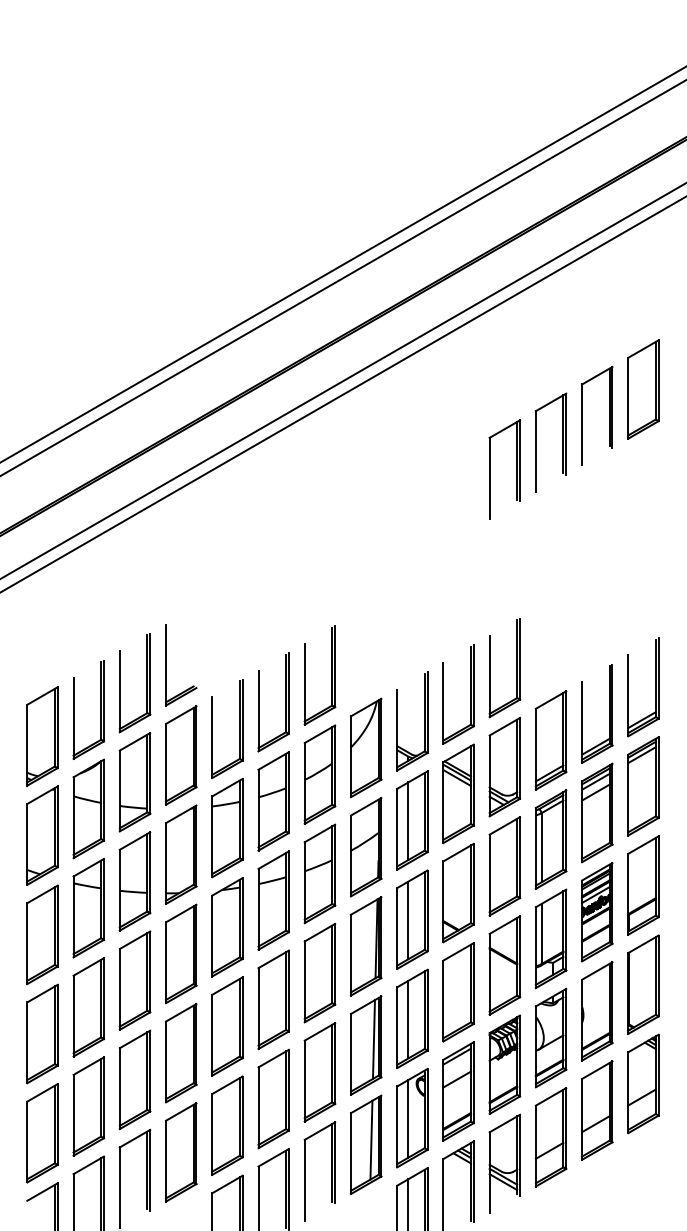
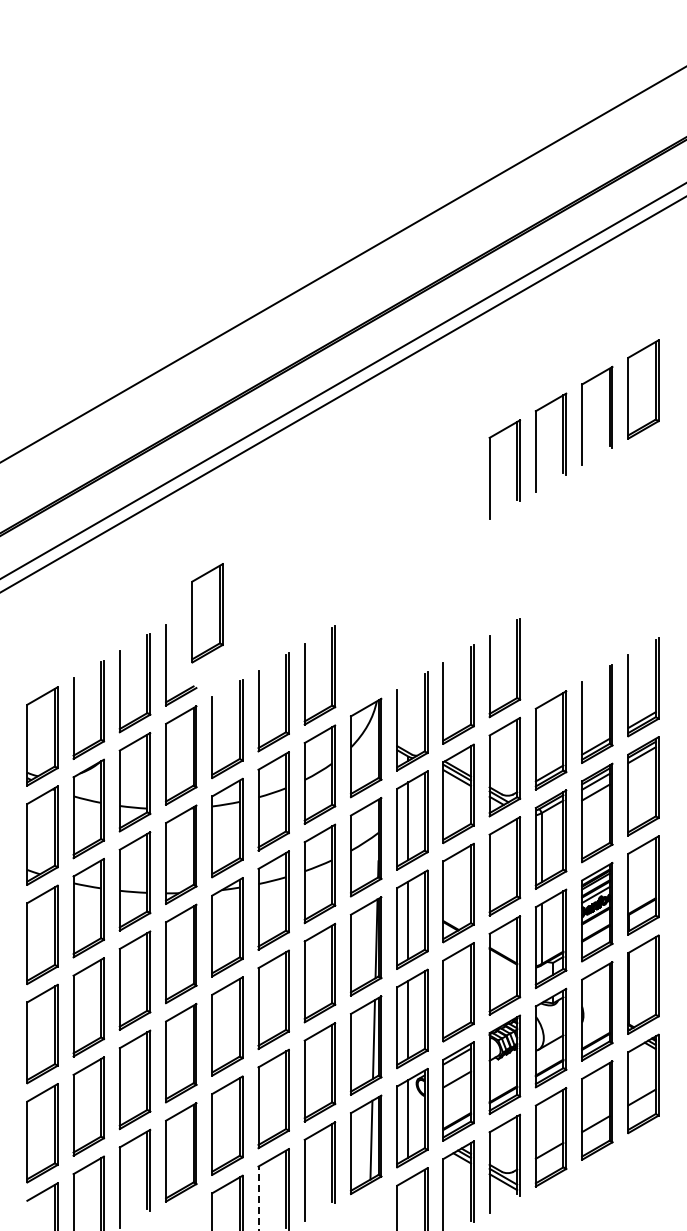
line: present -> none (342, 278)
part: none -> present (207, 613)
line: solid -> dashed (258, 1198)
line: present -> none (408, 1203)
